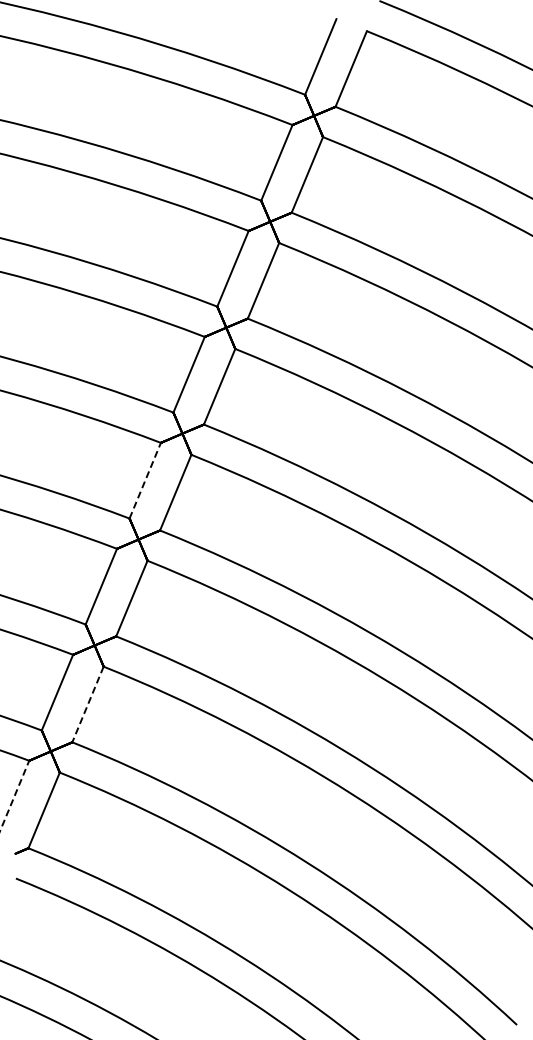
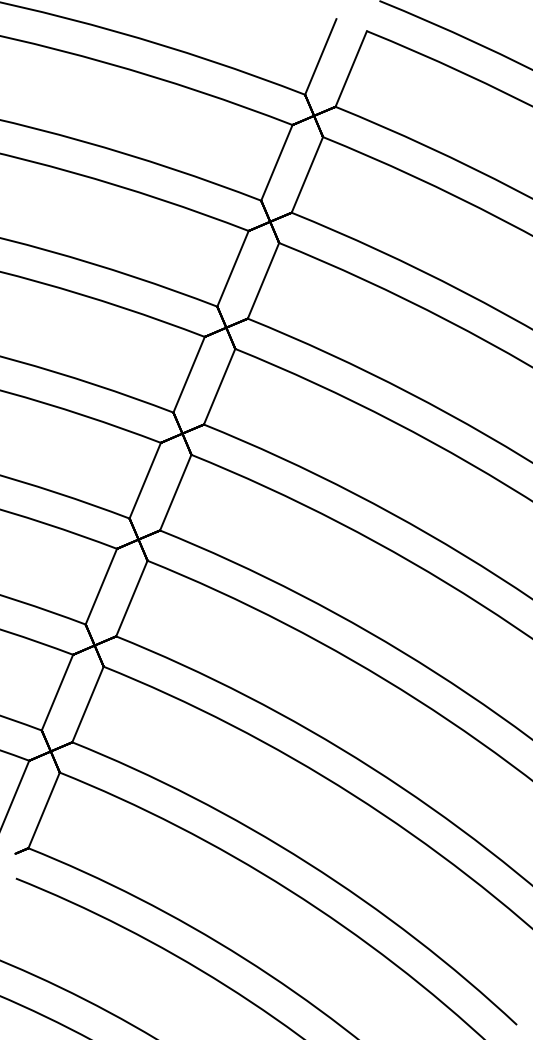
line: dashed -> solid (145, 480)
line: dashed -> solid (88, 704)
line: dashed -> solid (14, 795)
